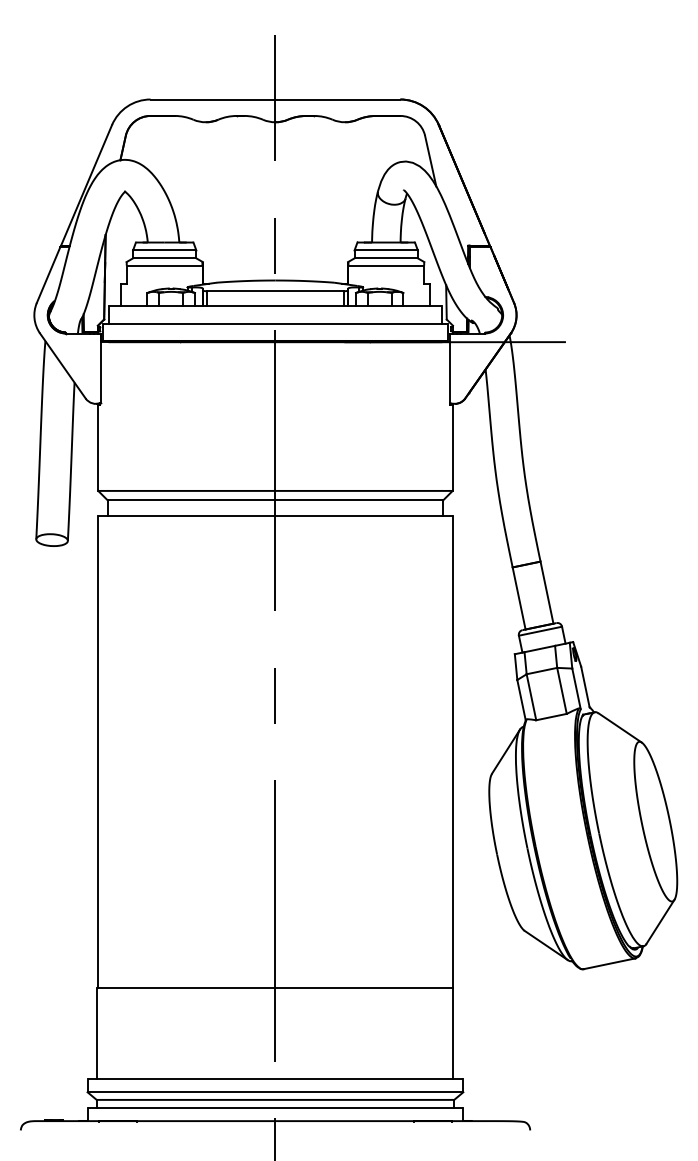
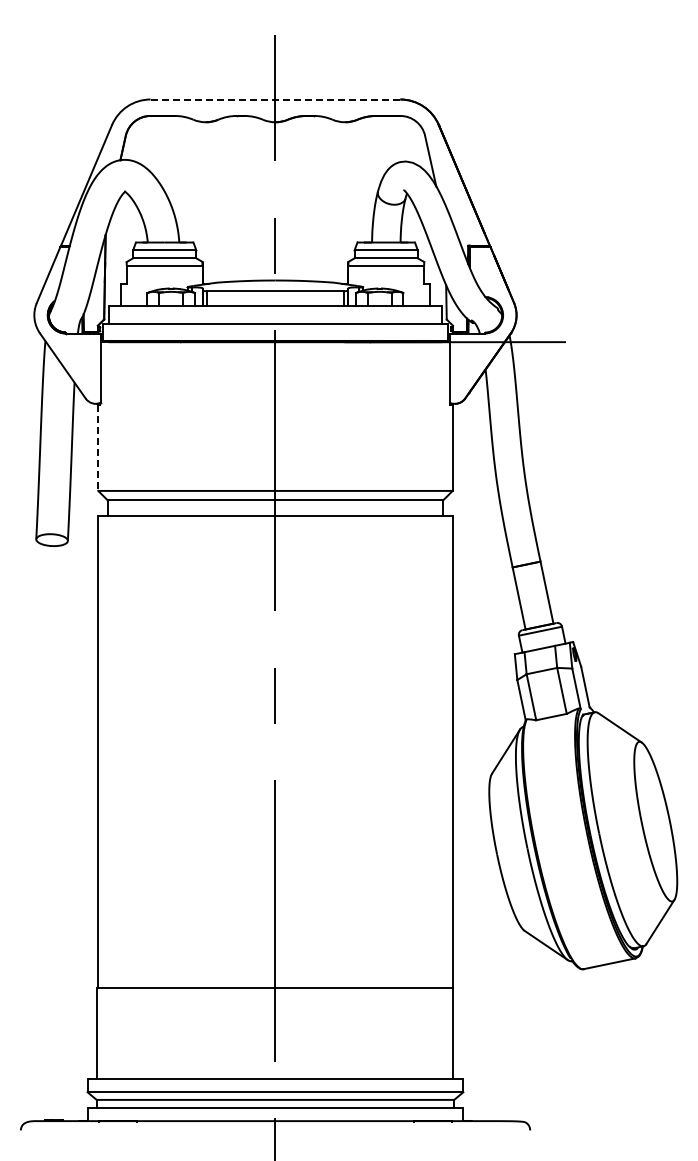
line: solid -> dashed (275, 99)
line: solid -> dashed (98, 447)
